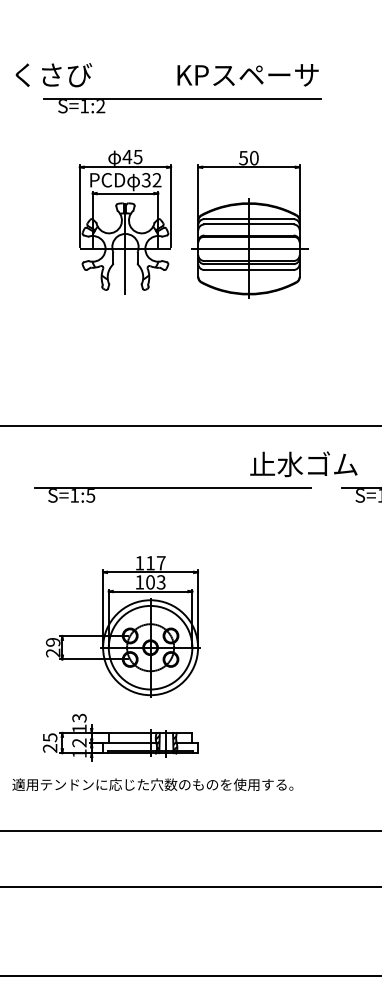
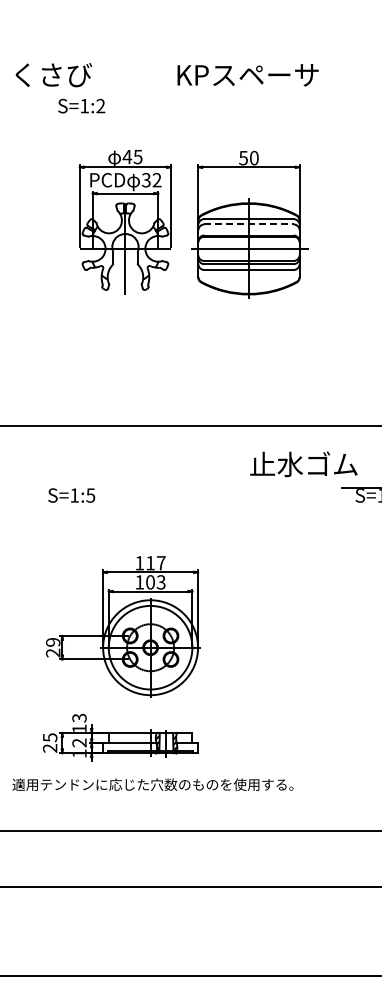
line: present -> none (182, 98)
line: solid -> dashed (249, 224)
line: present -> none (172, 487)
